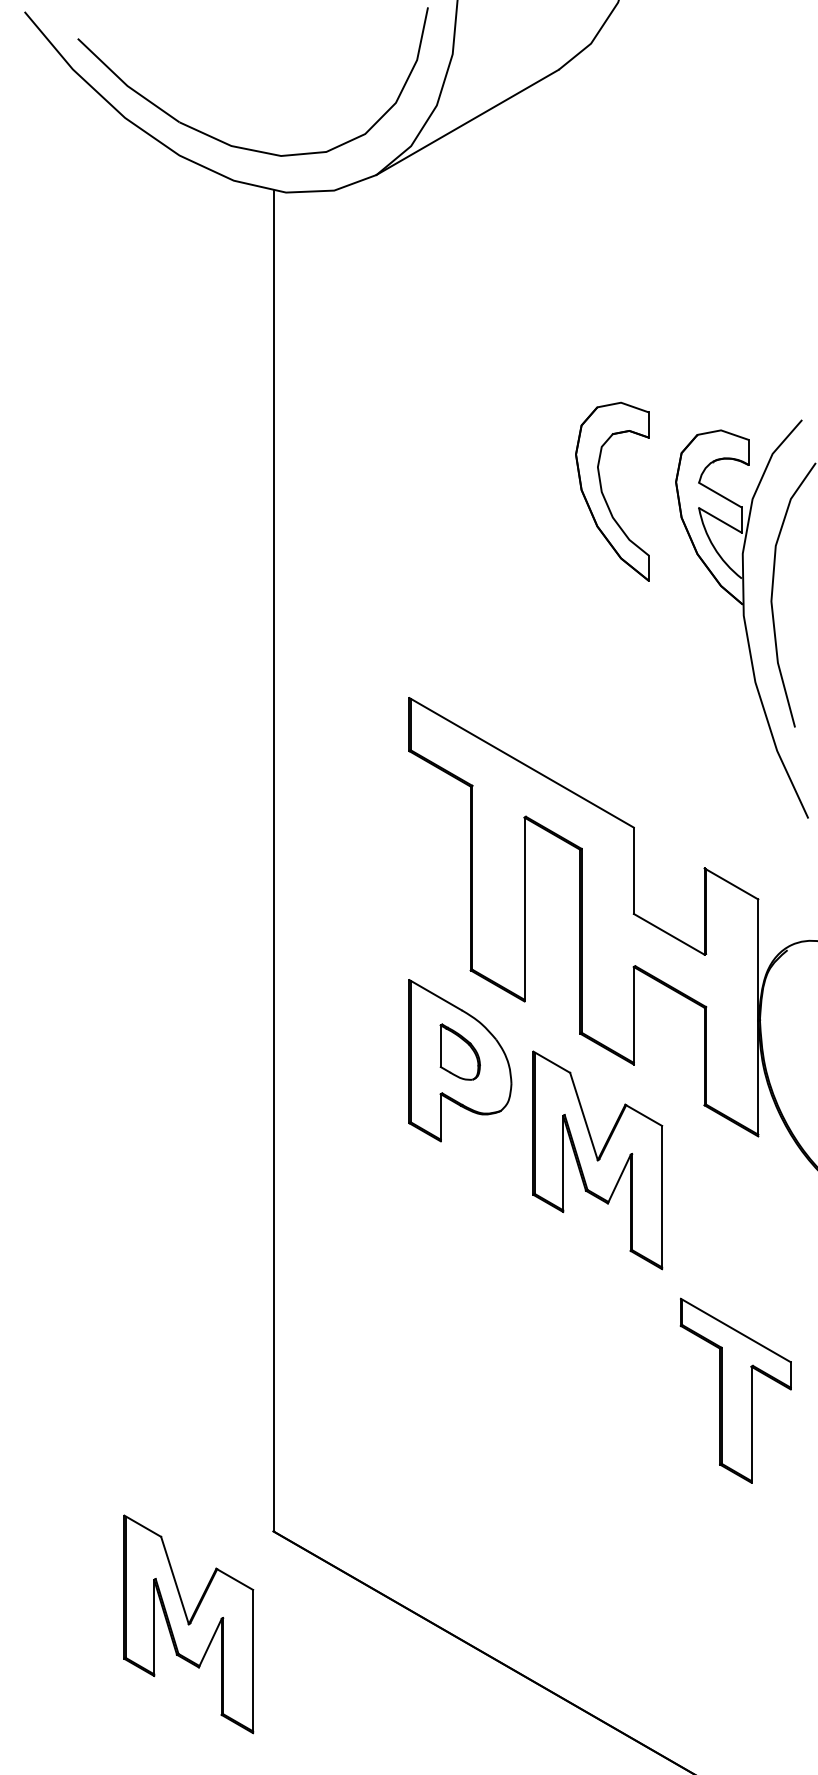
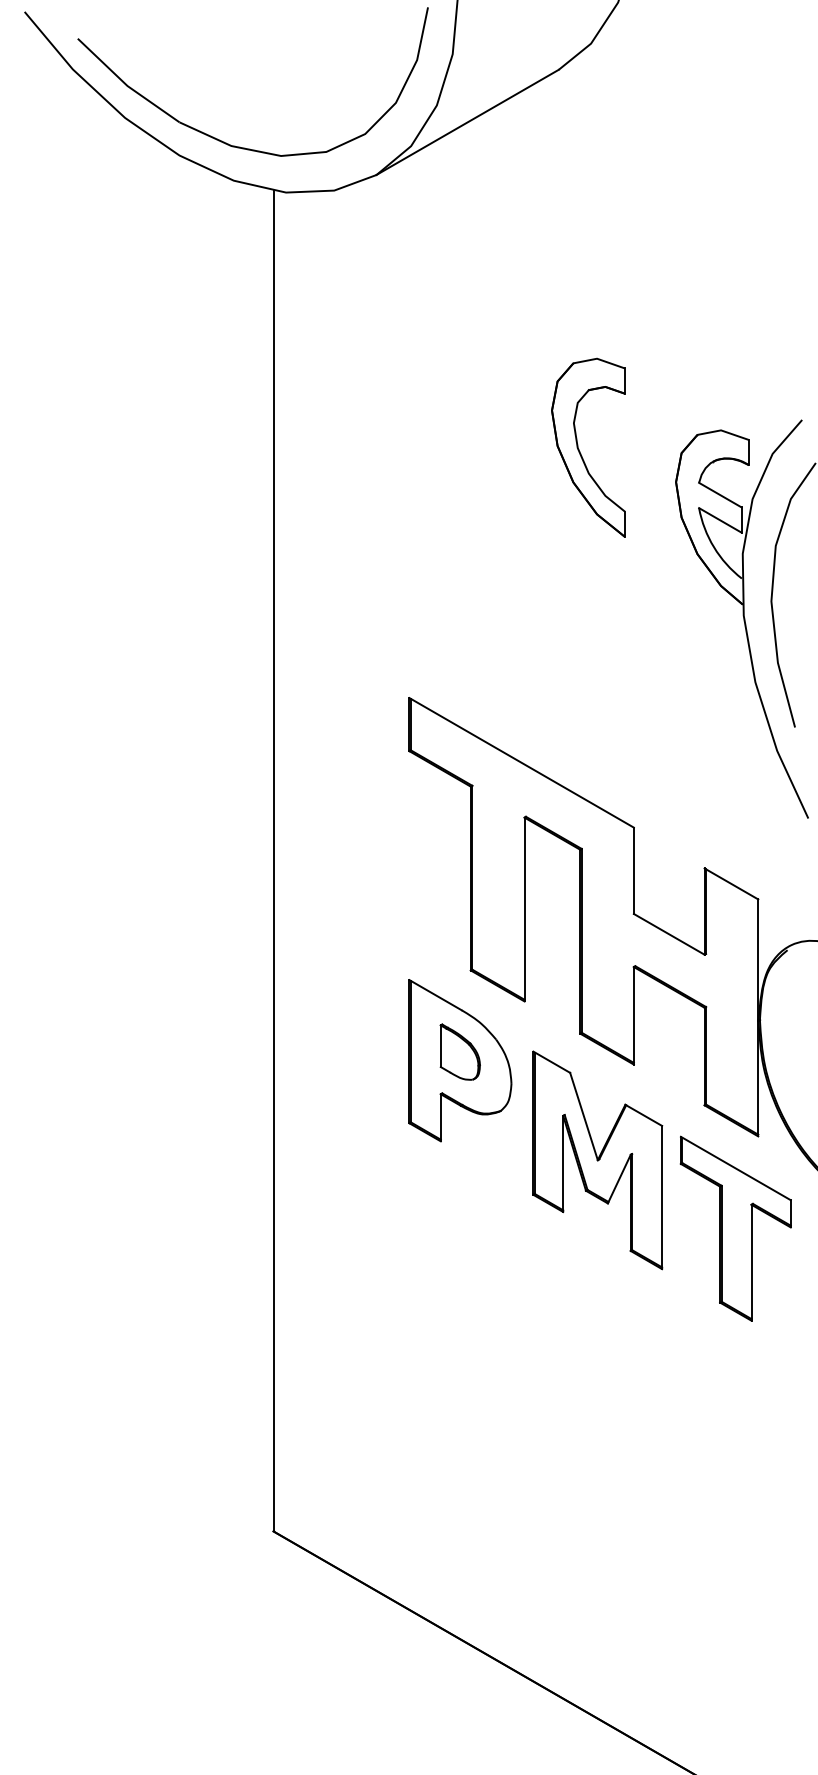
part position: (604, 495) -> (580, 451) (580, 451)
part position: (735, 1390) -> (735, 1228) (735, 1228)
part: present -> none (188, 1624)
